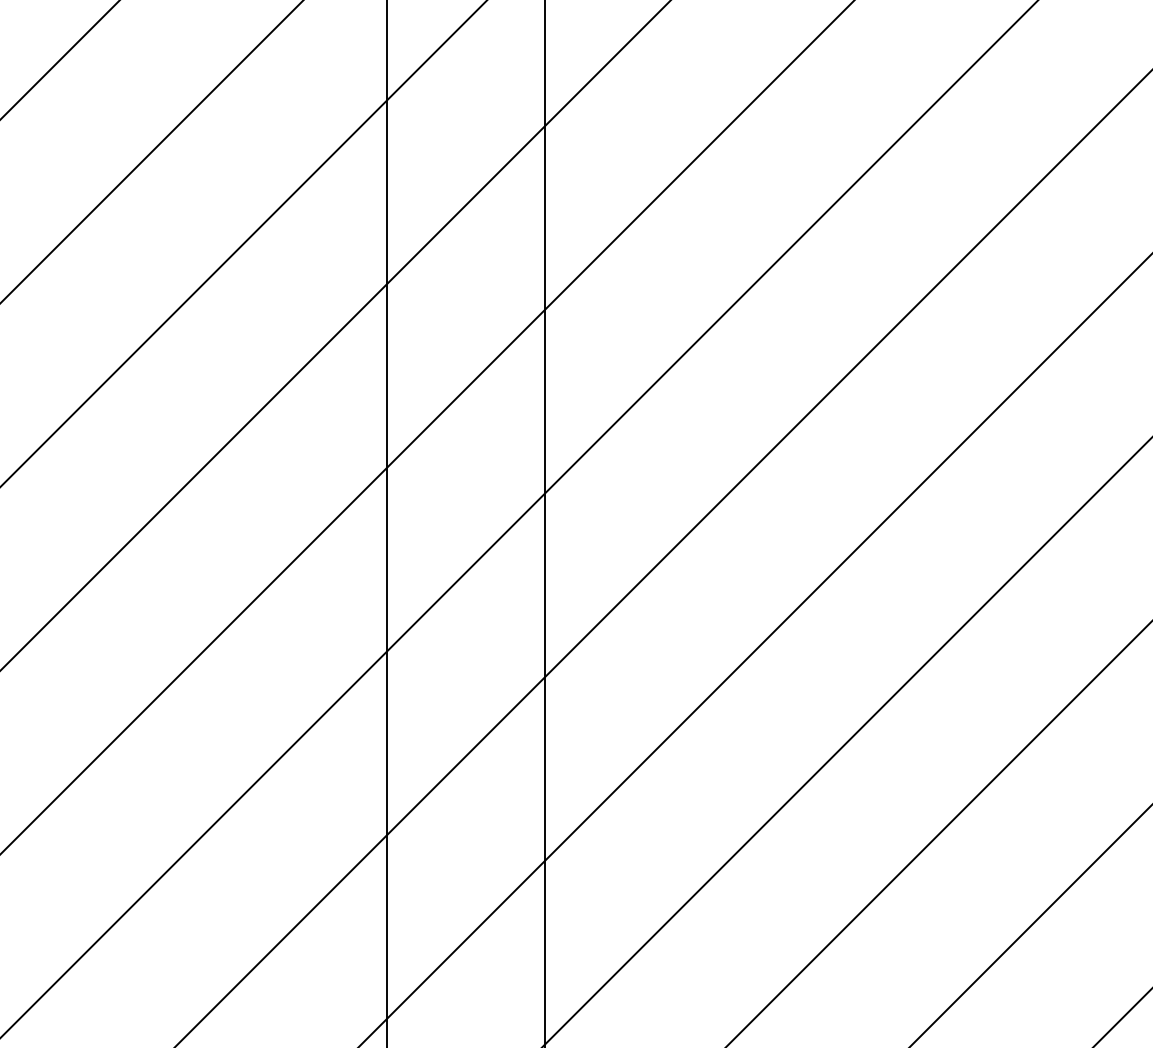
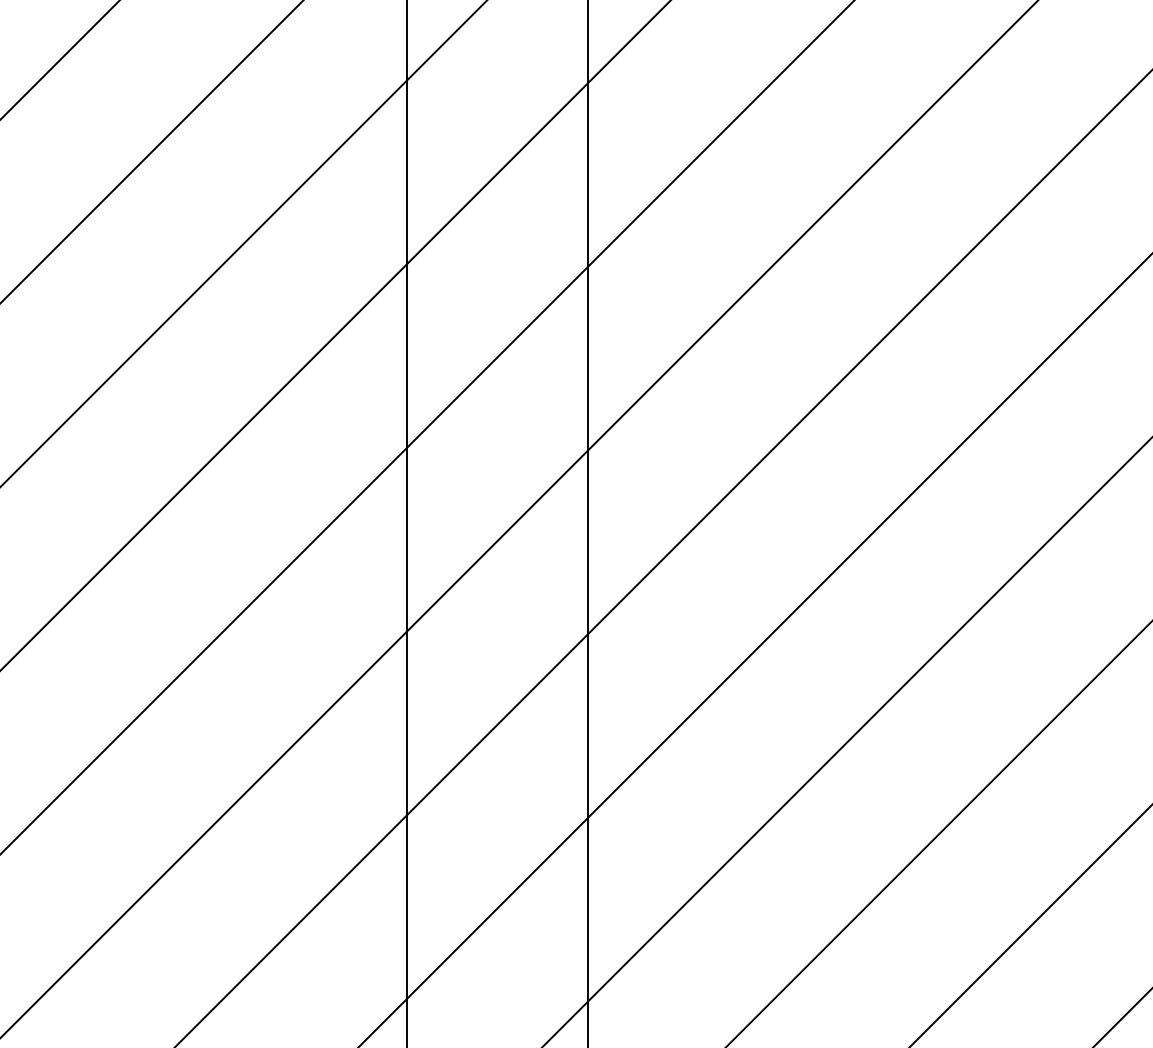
line position: (386, 523) -> (406, 523) (406, 523)
line position: (545, 523) -> (588, 523) (588, 523)
